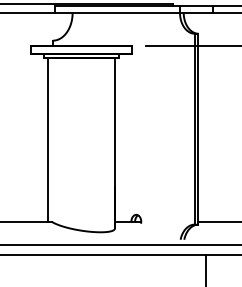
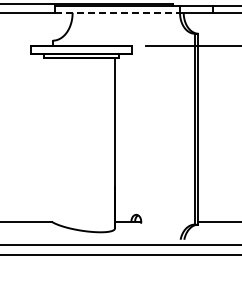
line: solid -> dashed (118, 12)
line: present -> none (47, 139)
line: present -> none (206, 268)
